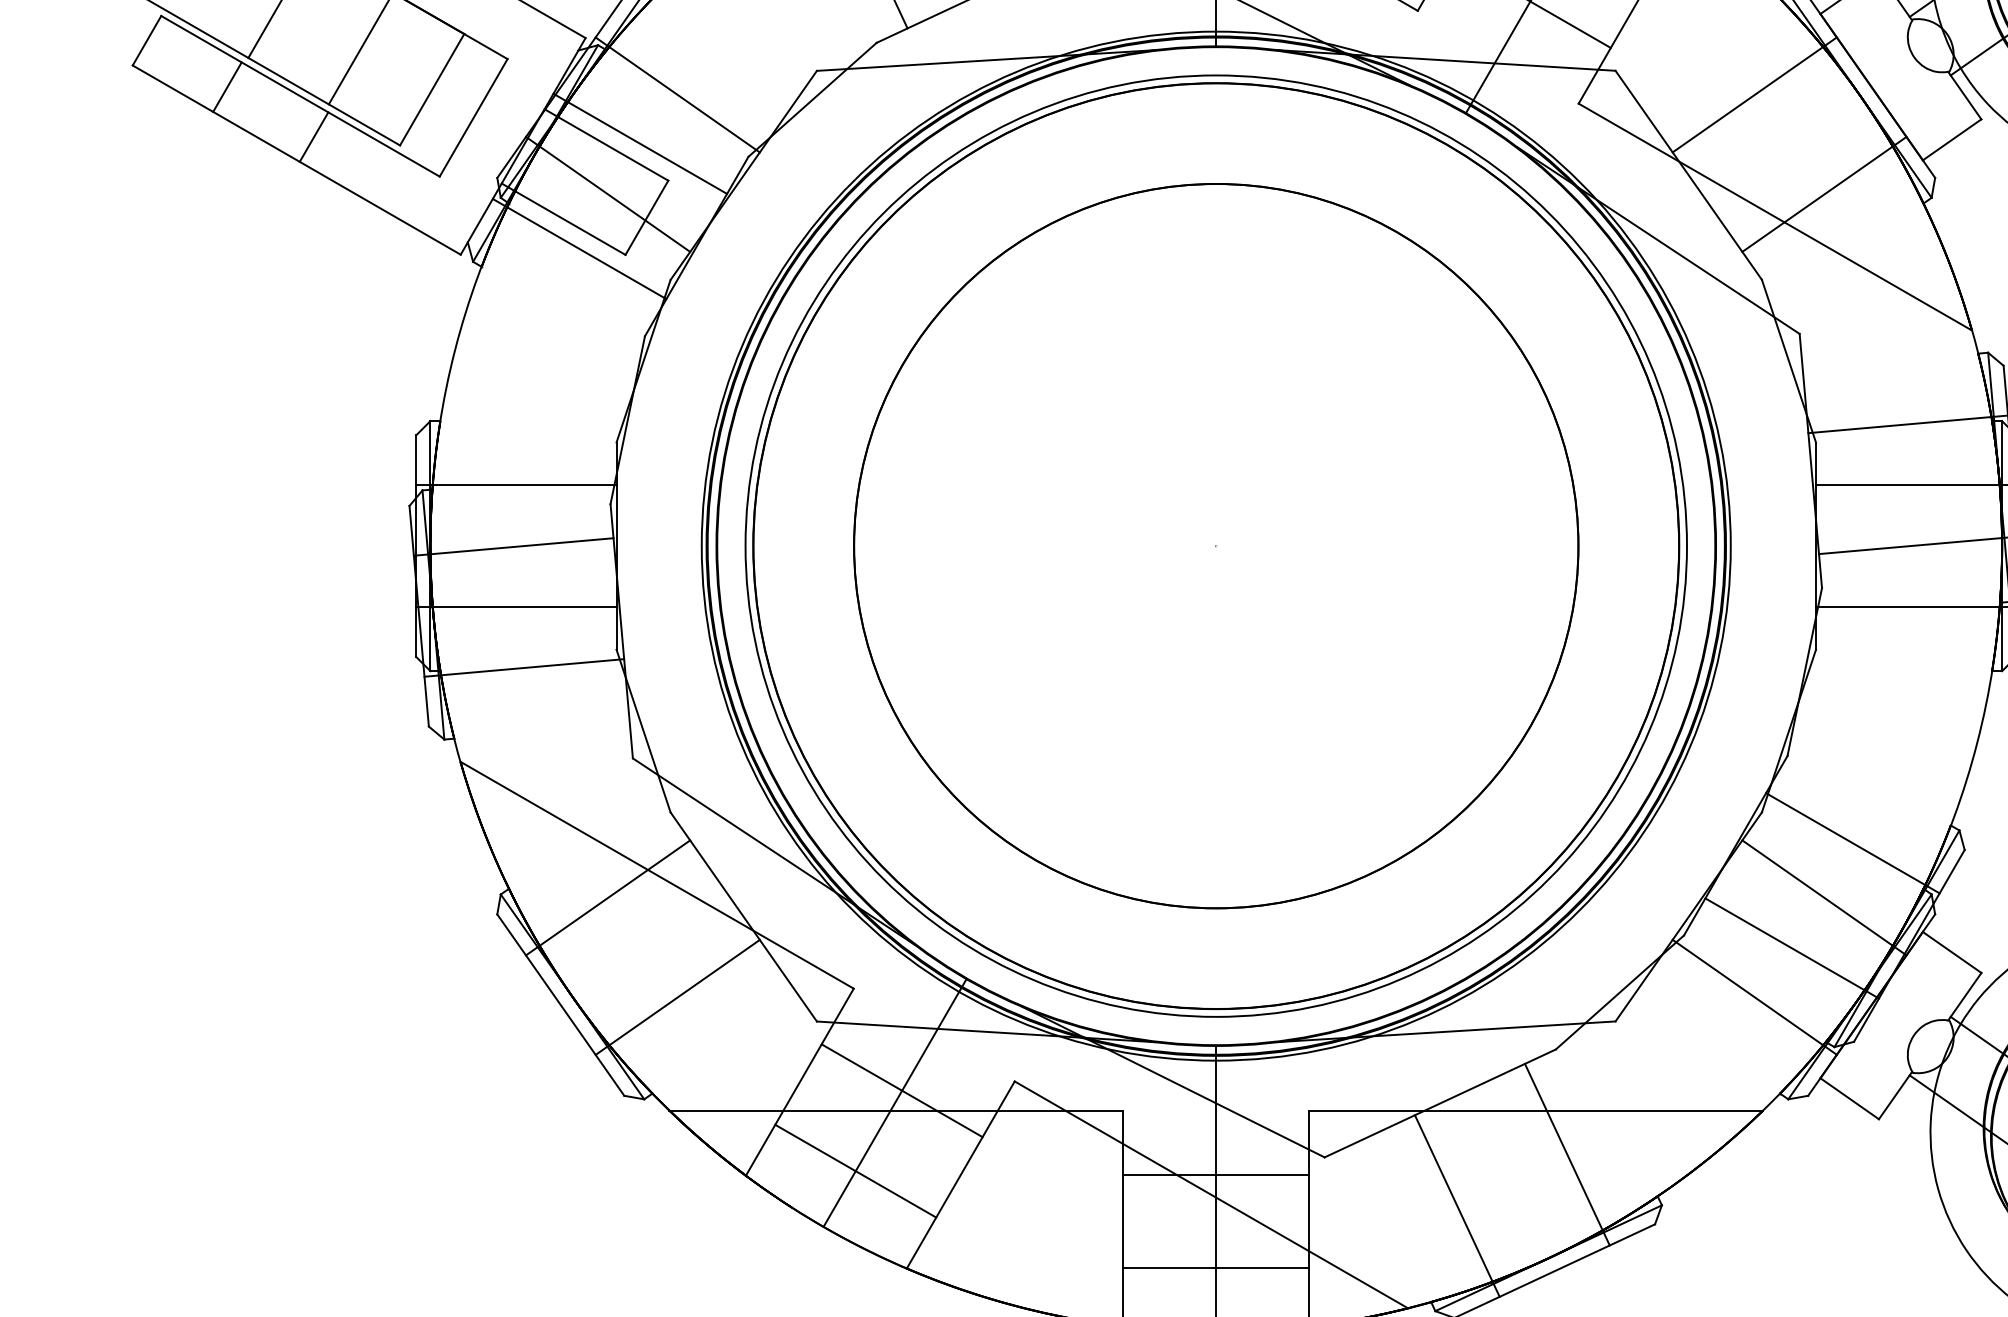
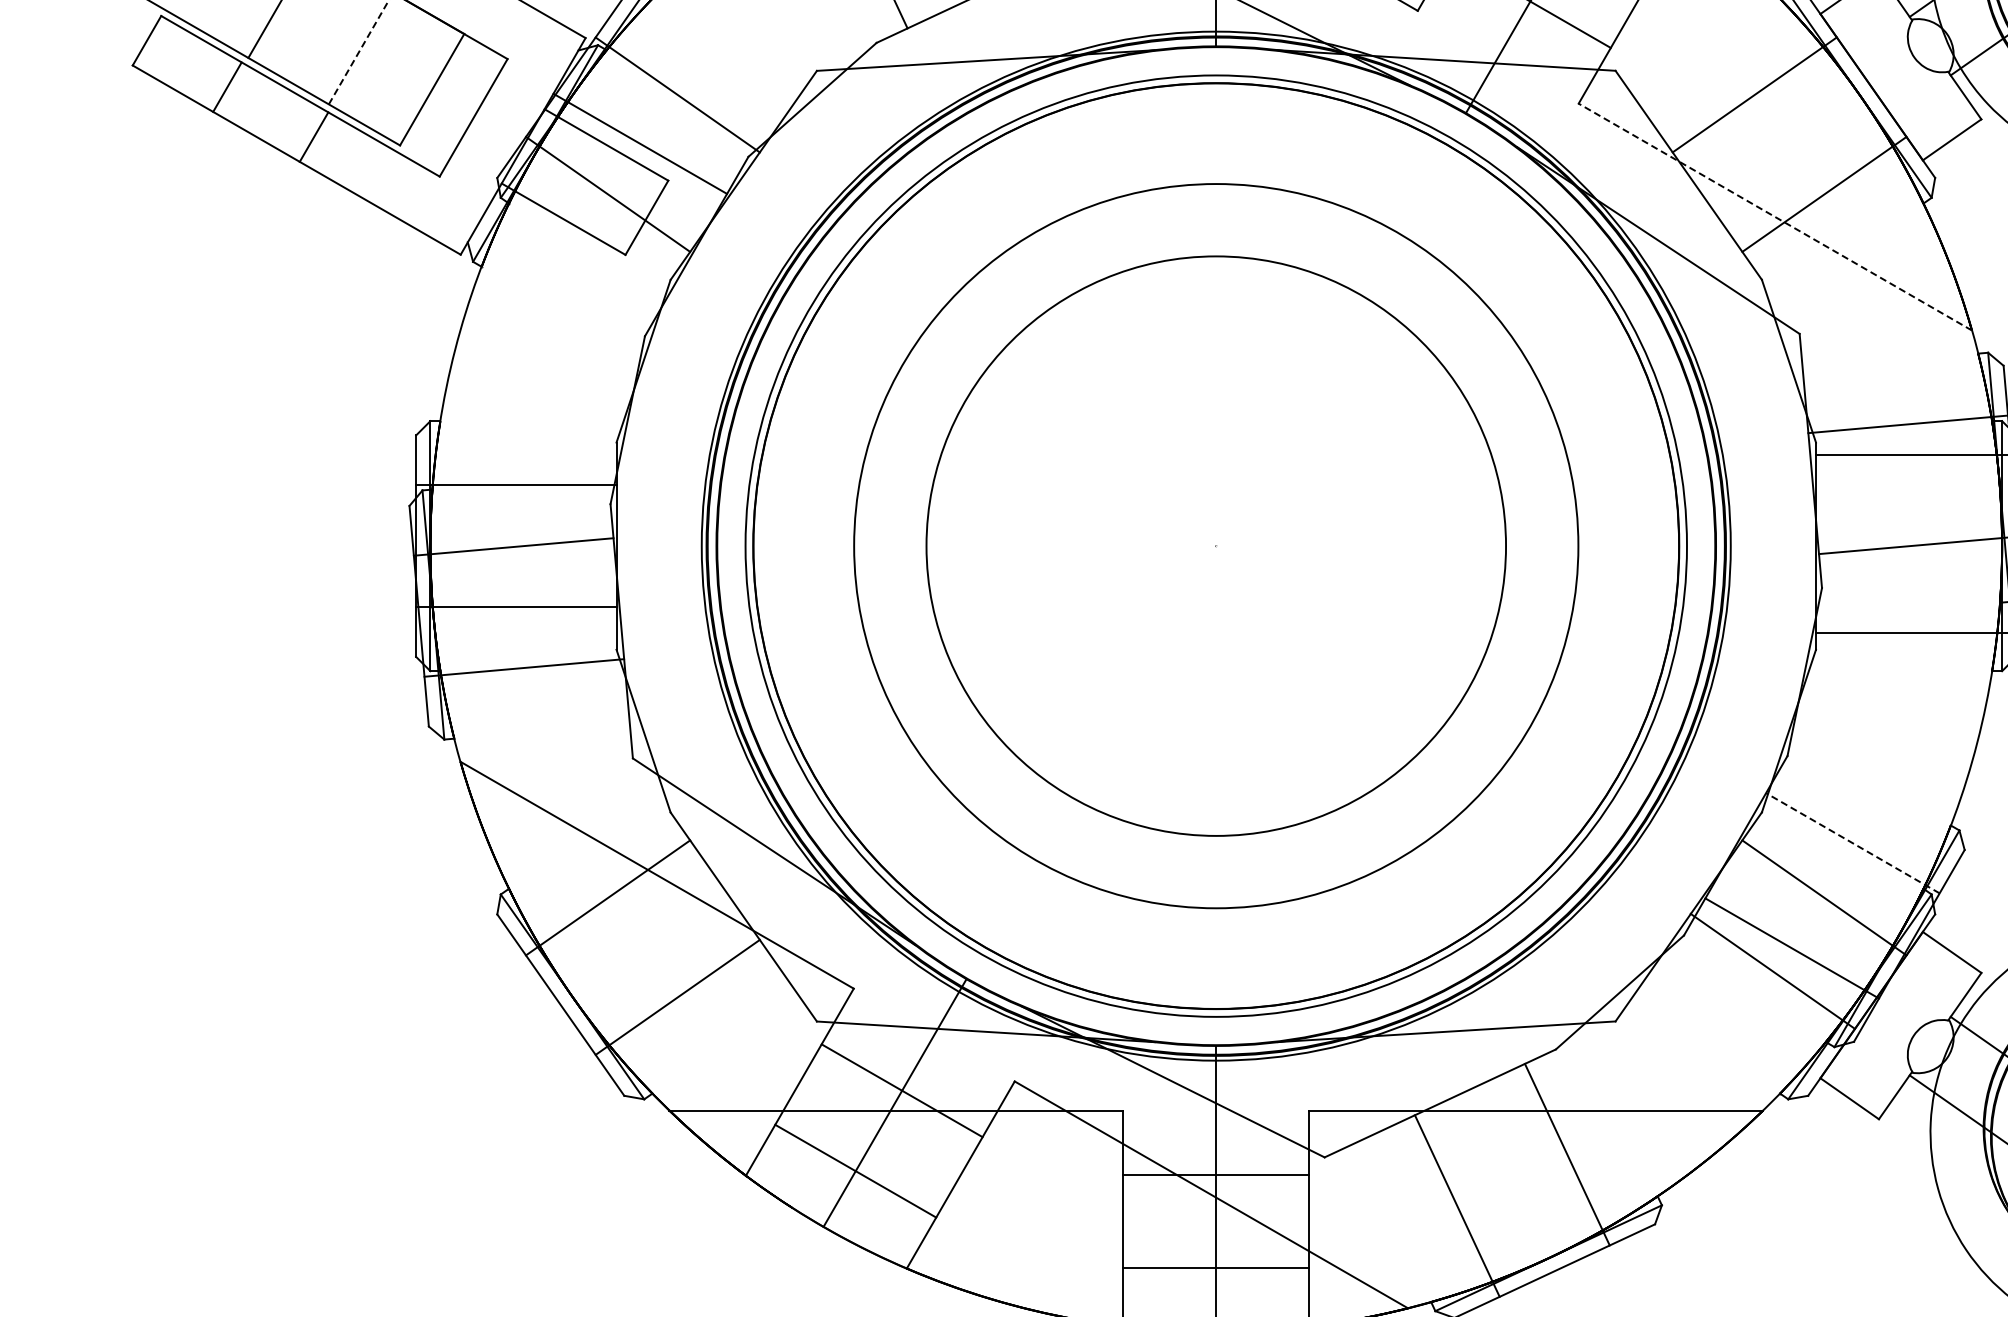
line: solid -> dashed (358, 52)
line: solid -> dashed (1775, 217)
line: present -> none (579, 248)
line position: (1910, 485) -> (1910, 455) (1910, 455)
circle diameter: 724 px -> 580 px (1216, 545)
line position: (1910, 606) -> (1910, 632) (1910, 632)
line: solid -> dashed (1852, 843)
line position: (1754, 996) -> (1772, 970) (1772, 970)
